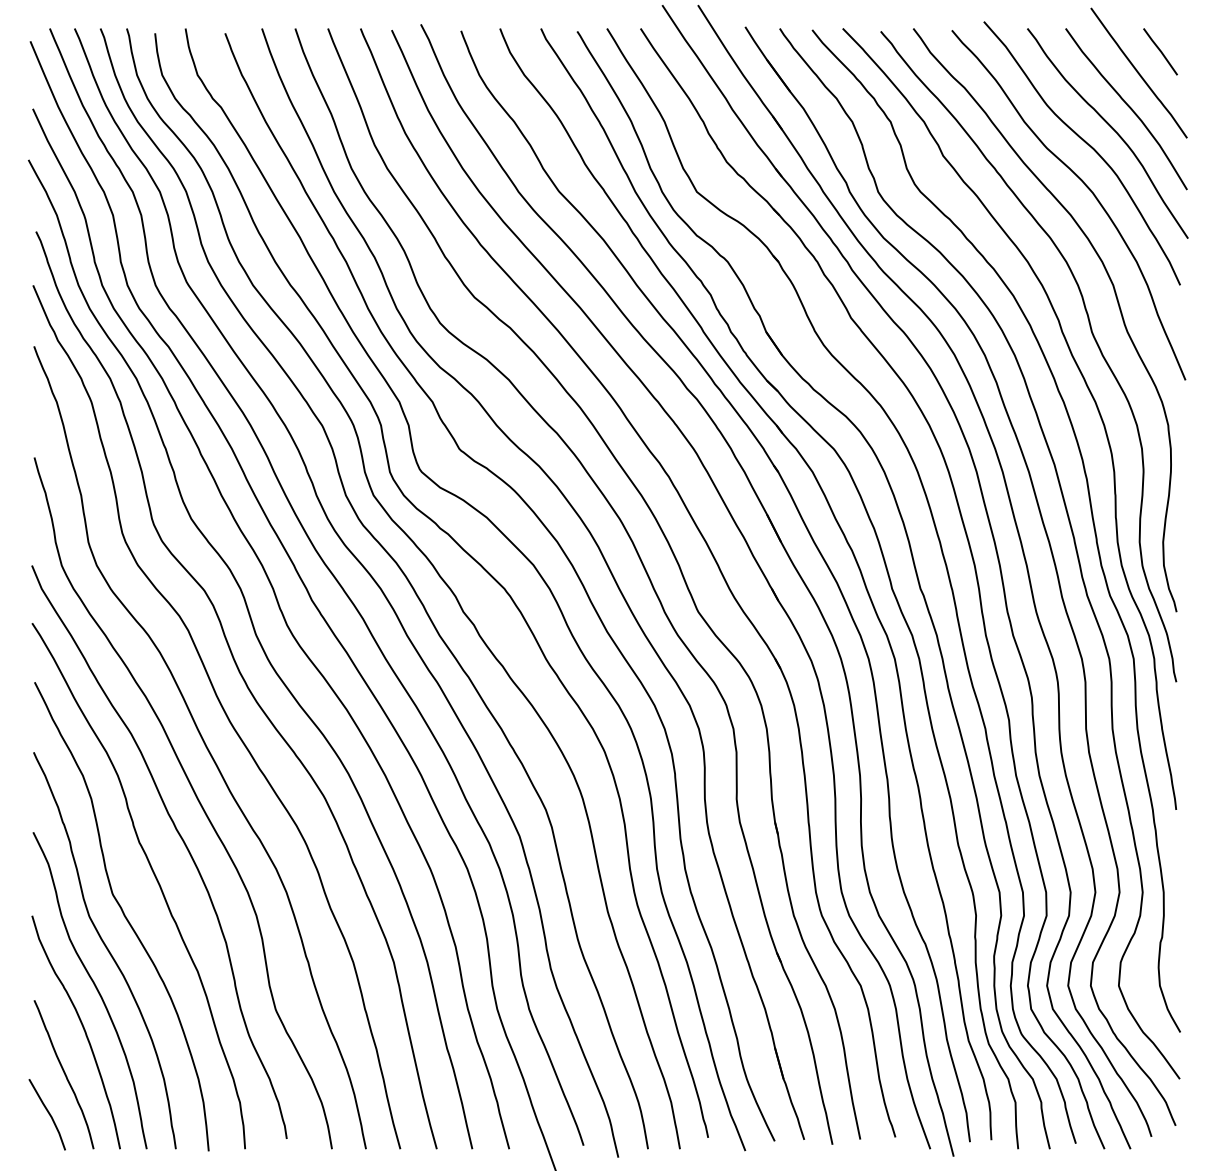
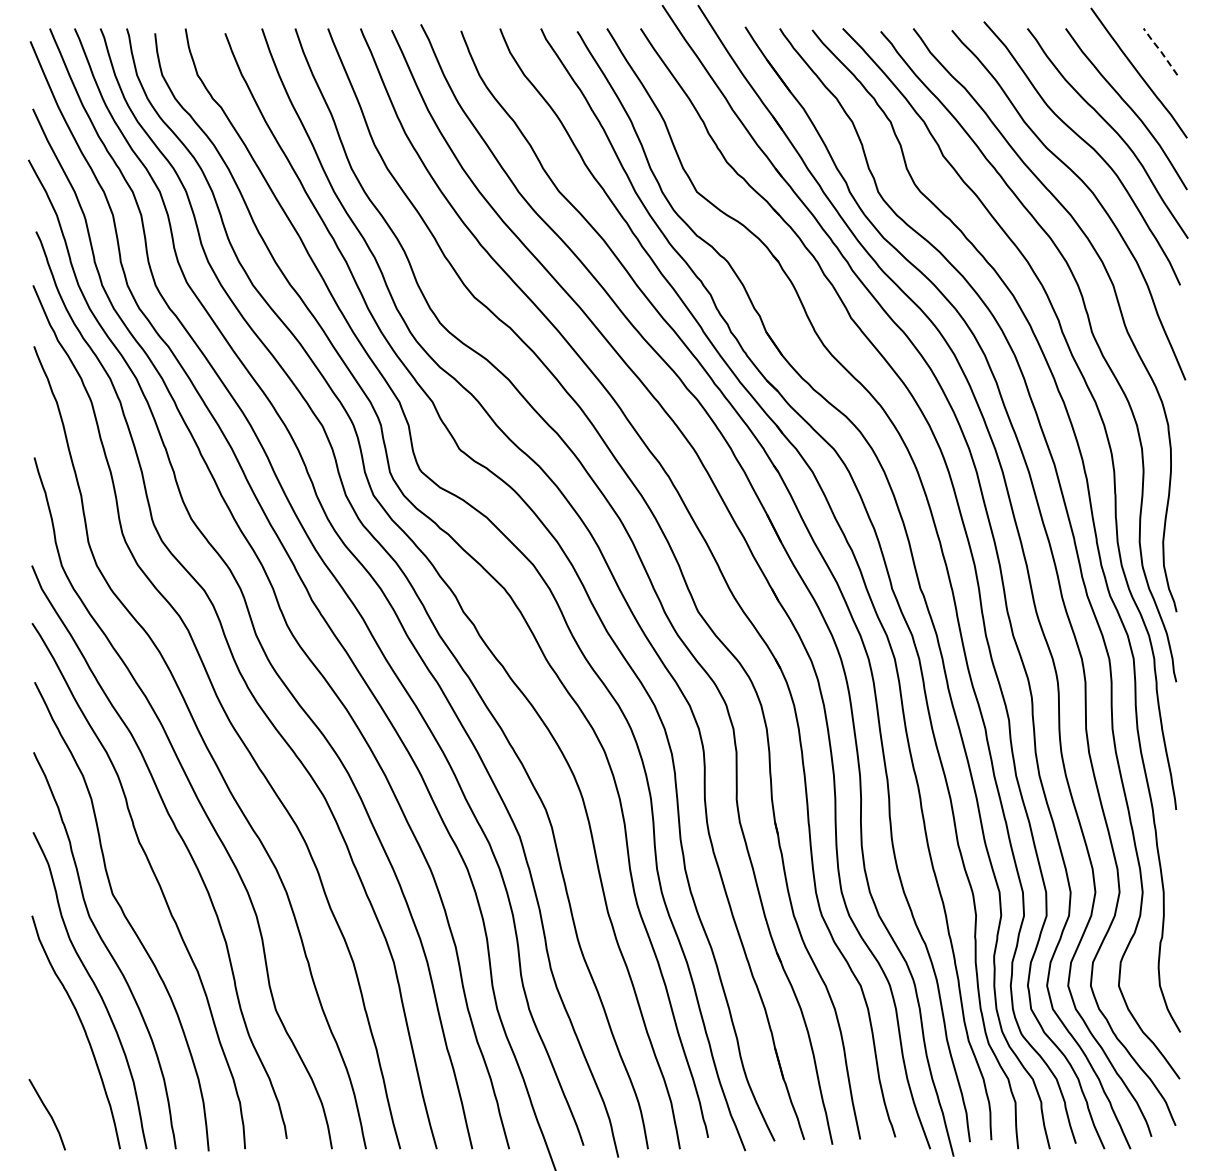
line: solid -> dashed (1160, 51)
curve: present -> none (63, 1073)
